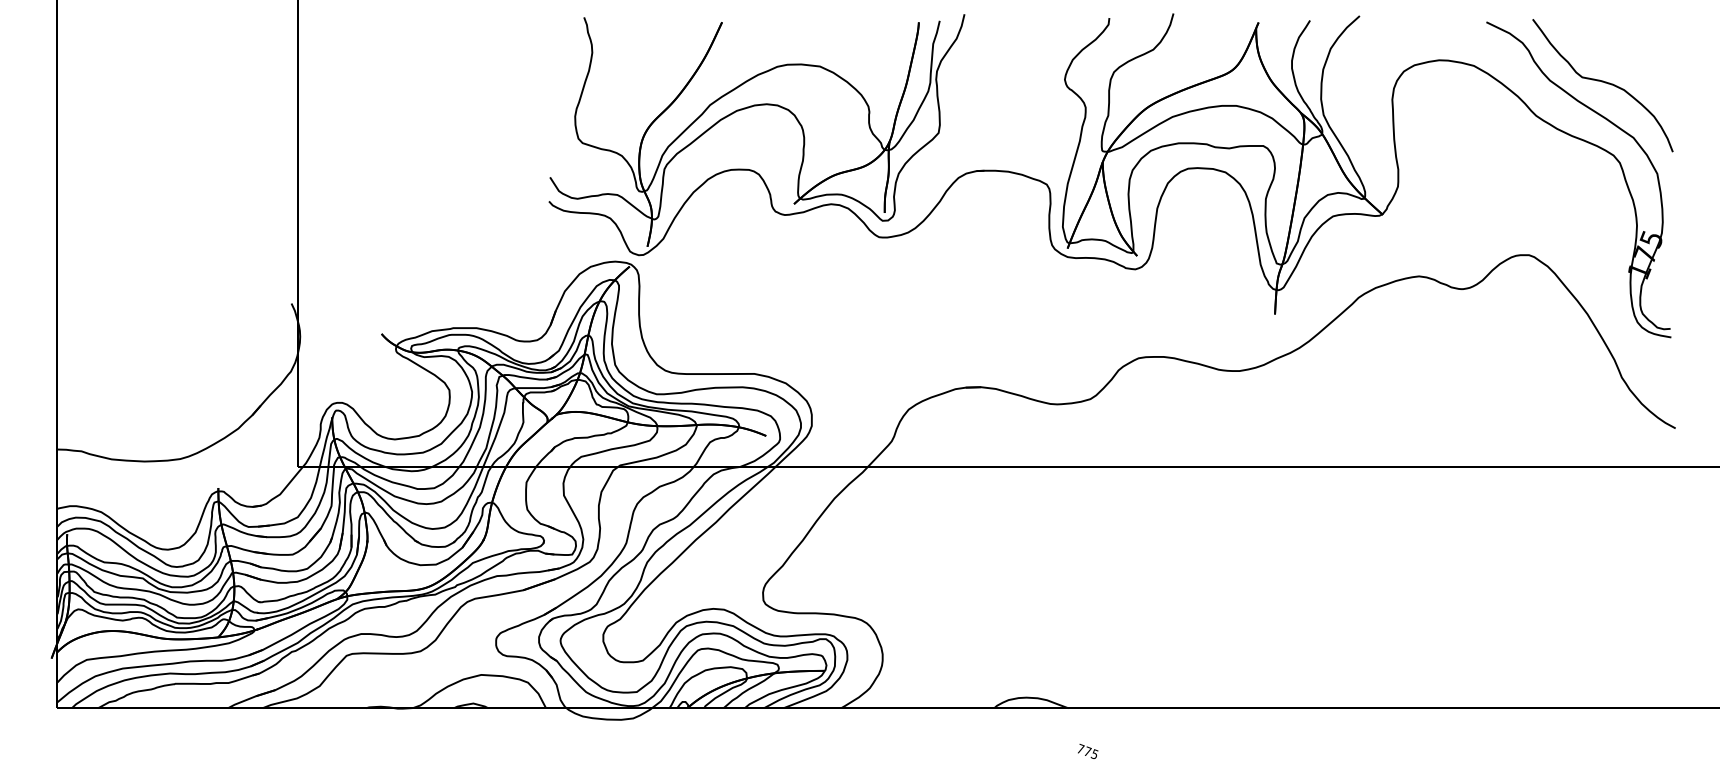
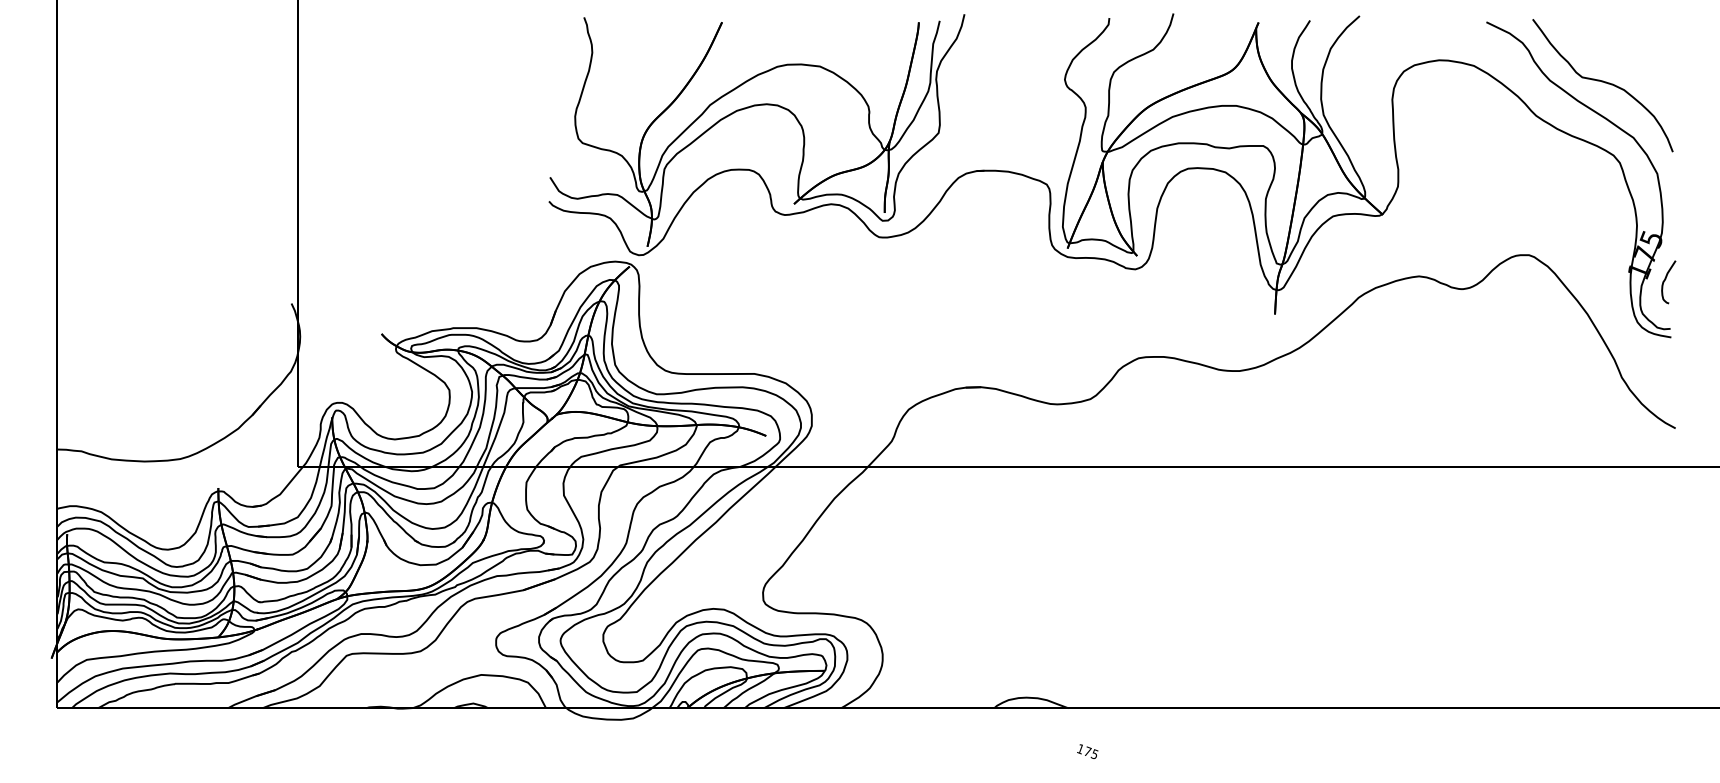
curve: none -> present (1666, 279)
text: 775 -> 175 (1080, 748)
